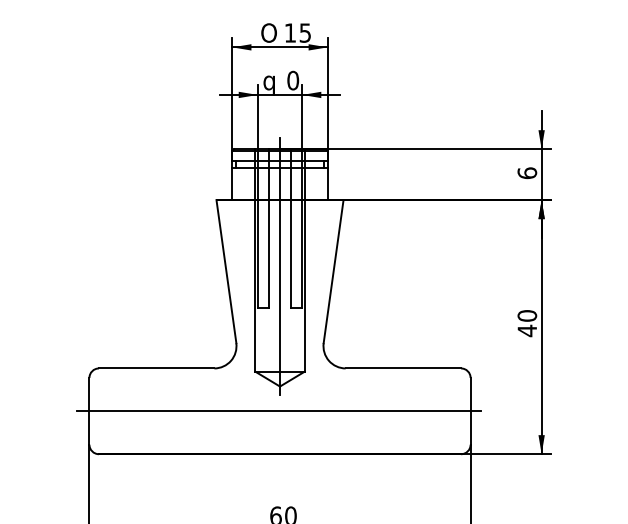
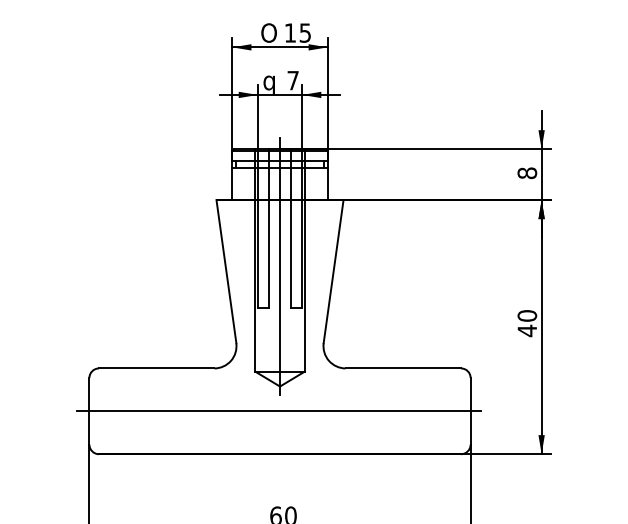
text: 0 -> 7 (293, 80)
text: 6 -> 8 (527, 173)
